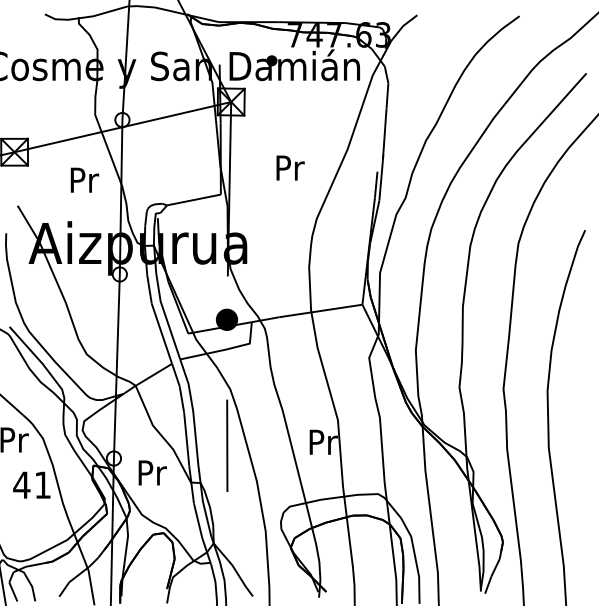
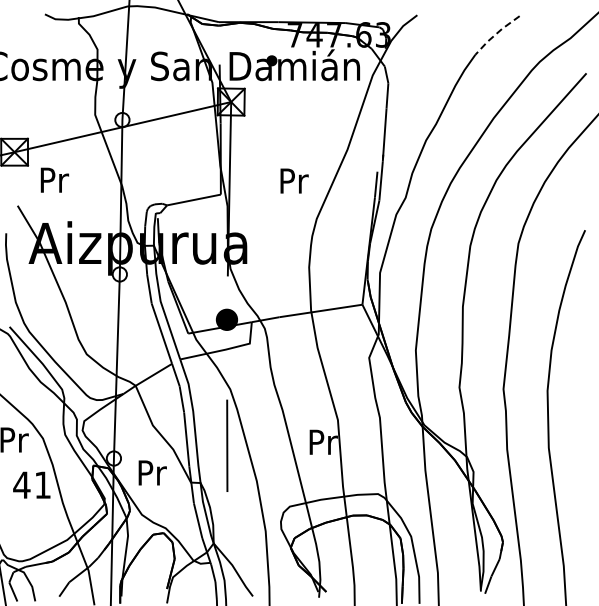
line: solid -> dashed (496, 34)
text position: (290, 167) -> (294, 180) (294, 180)
text position: (84, 179) -> (54, 179) (54, 179)
